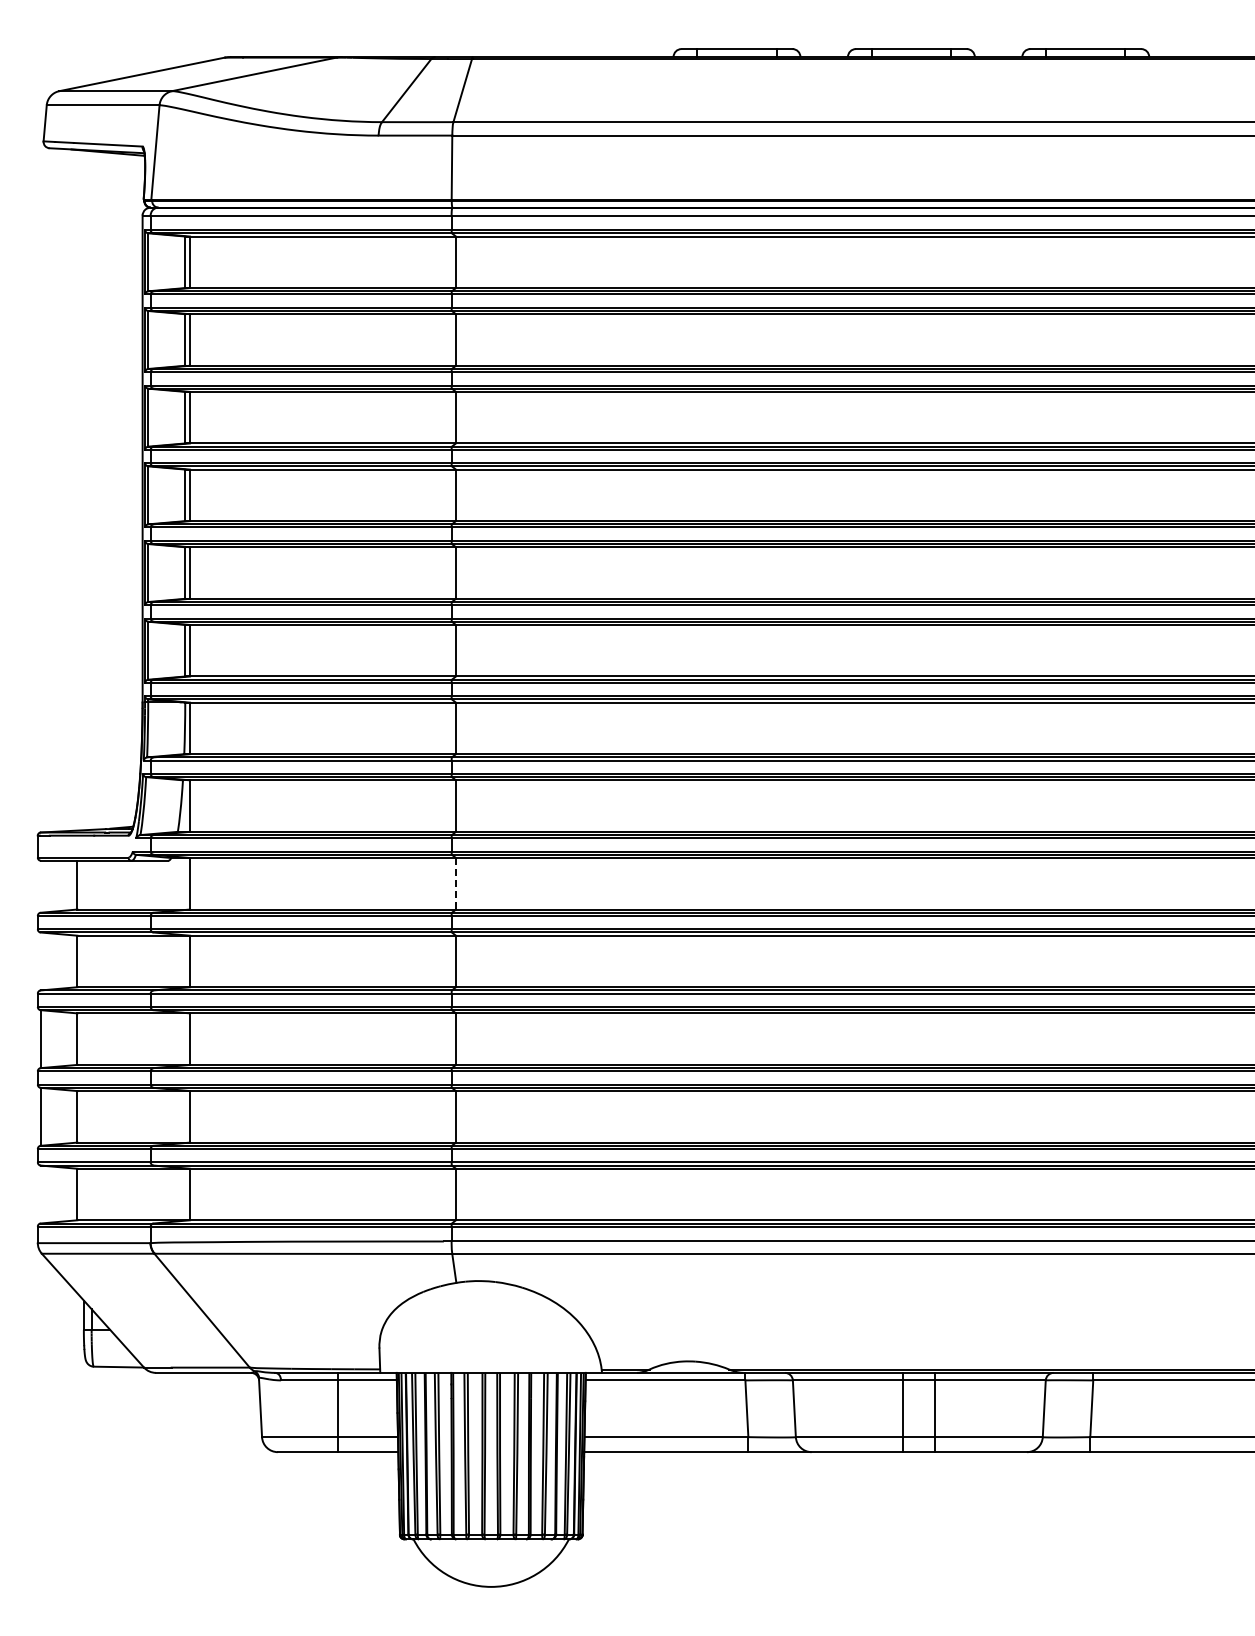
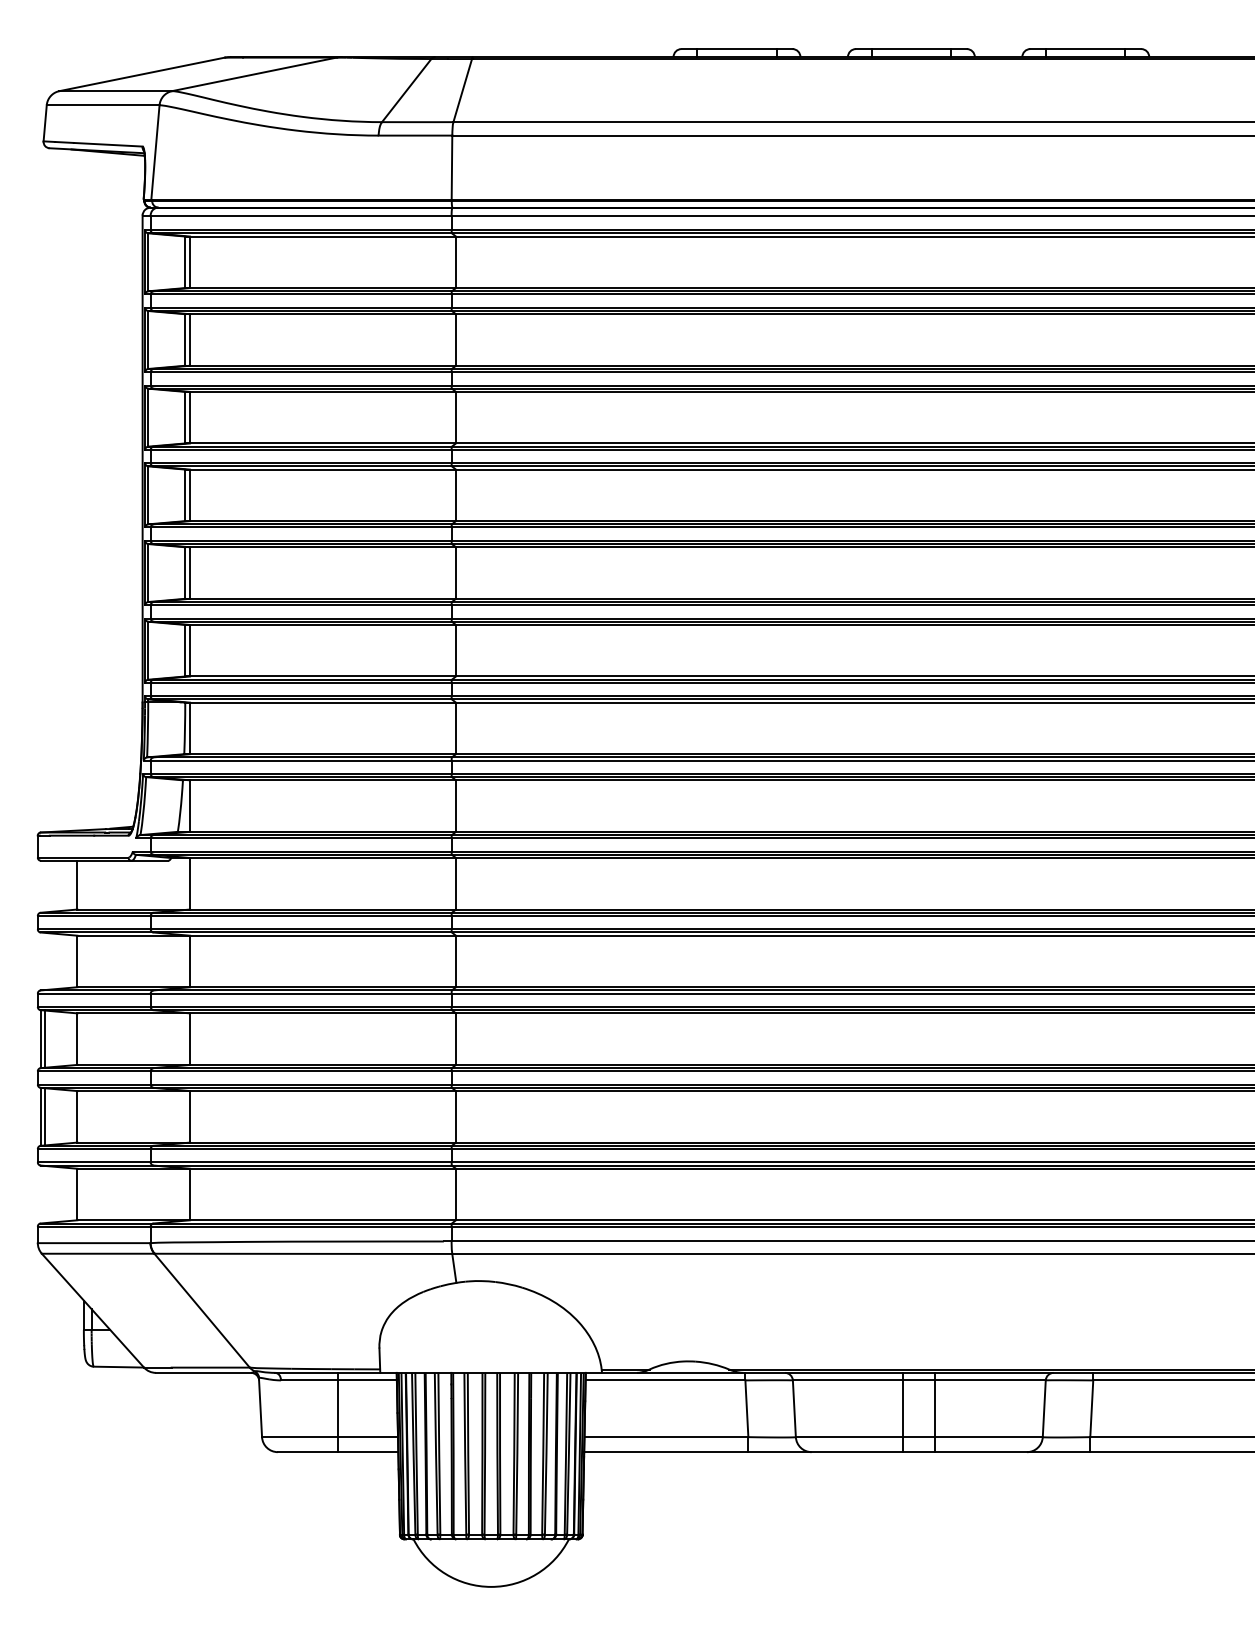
line: dashed -> solid (455, 883)
line: none -> present (44, 1039)
line: none -> present (44, 1116)
